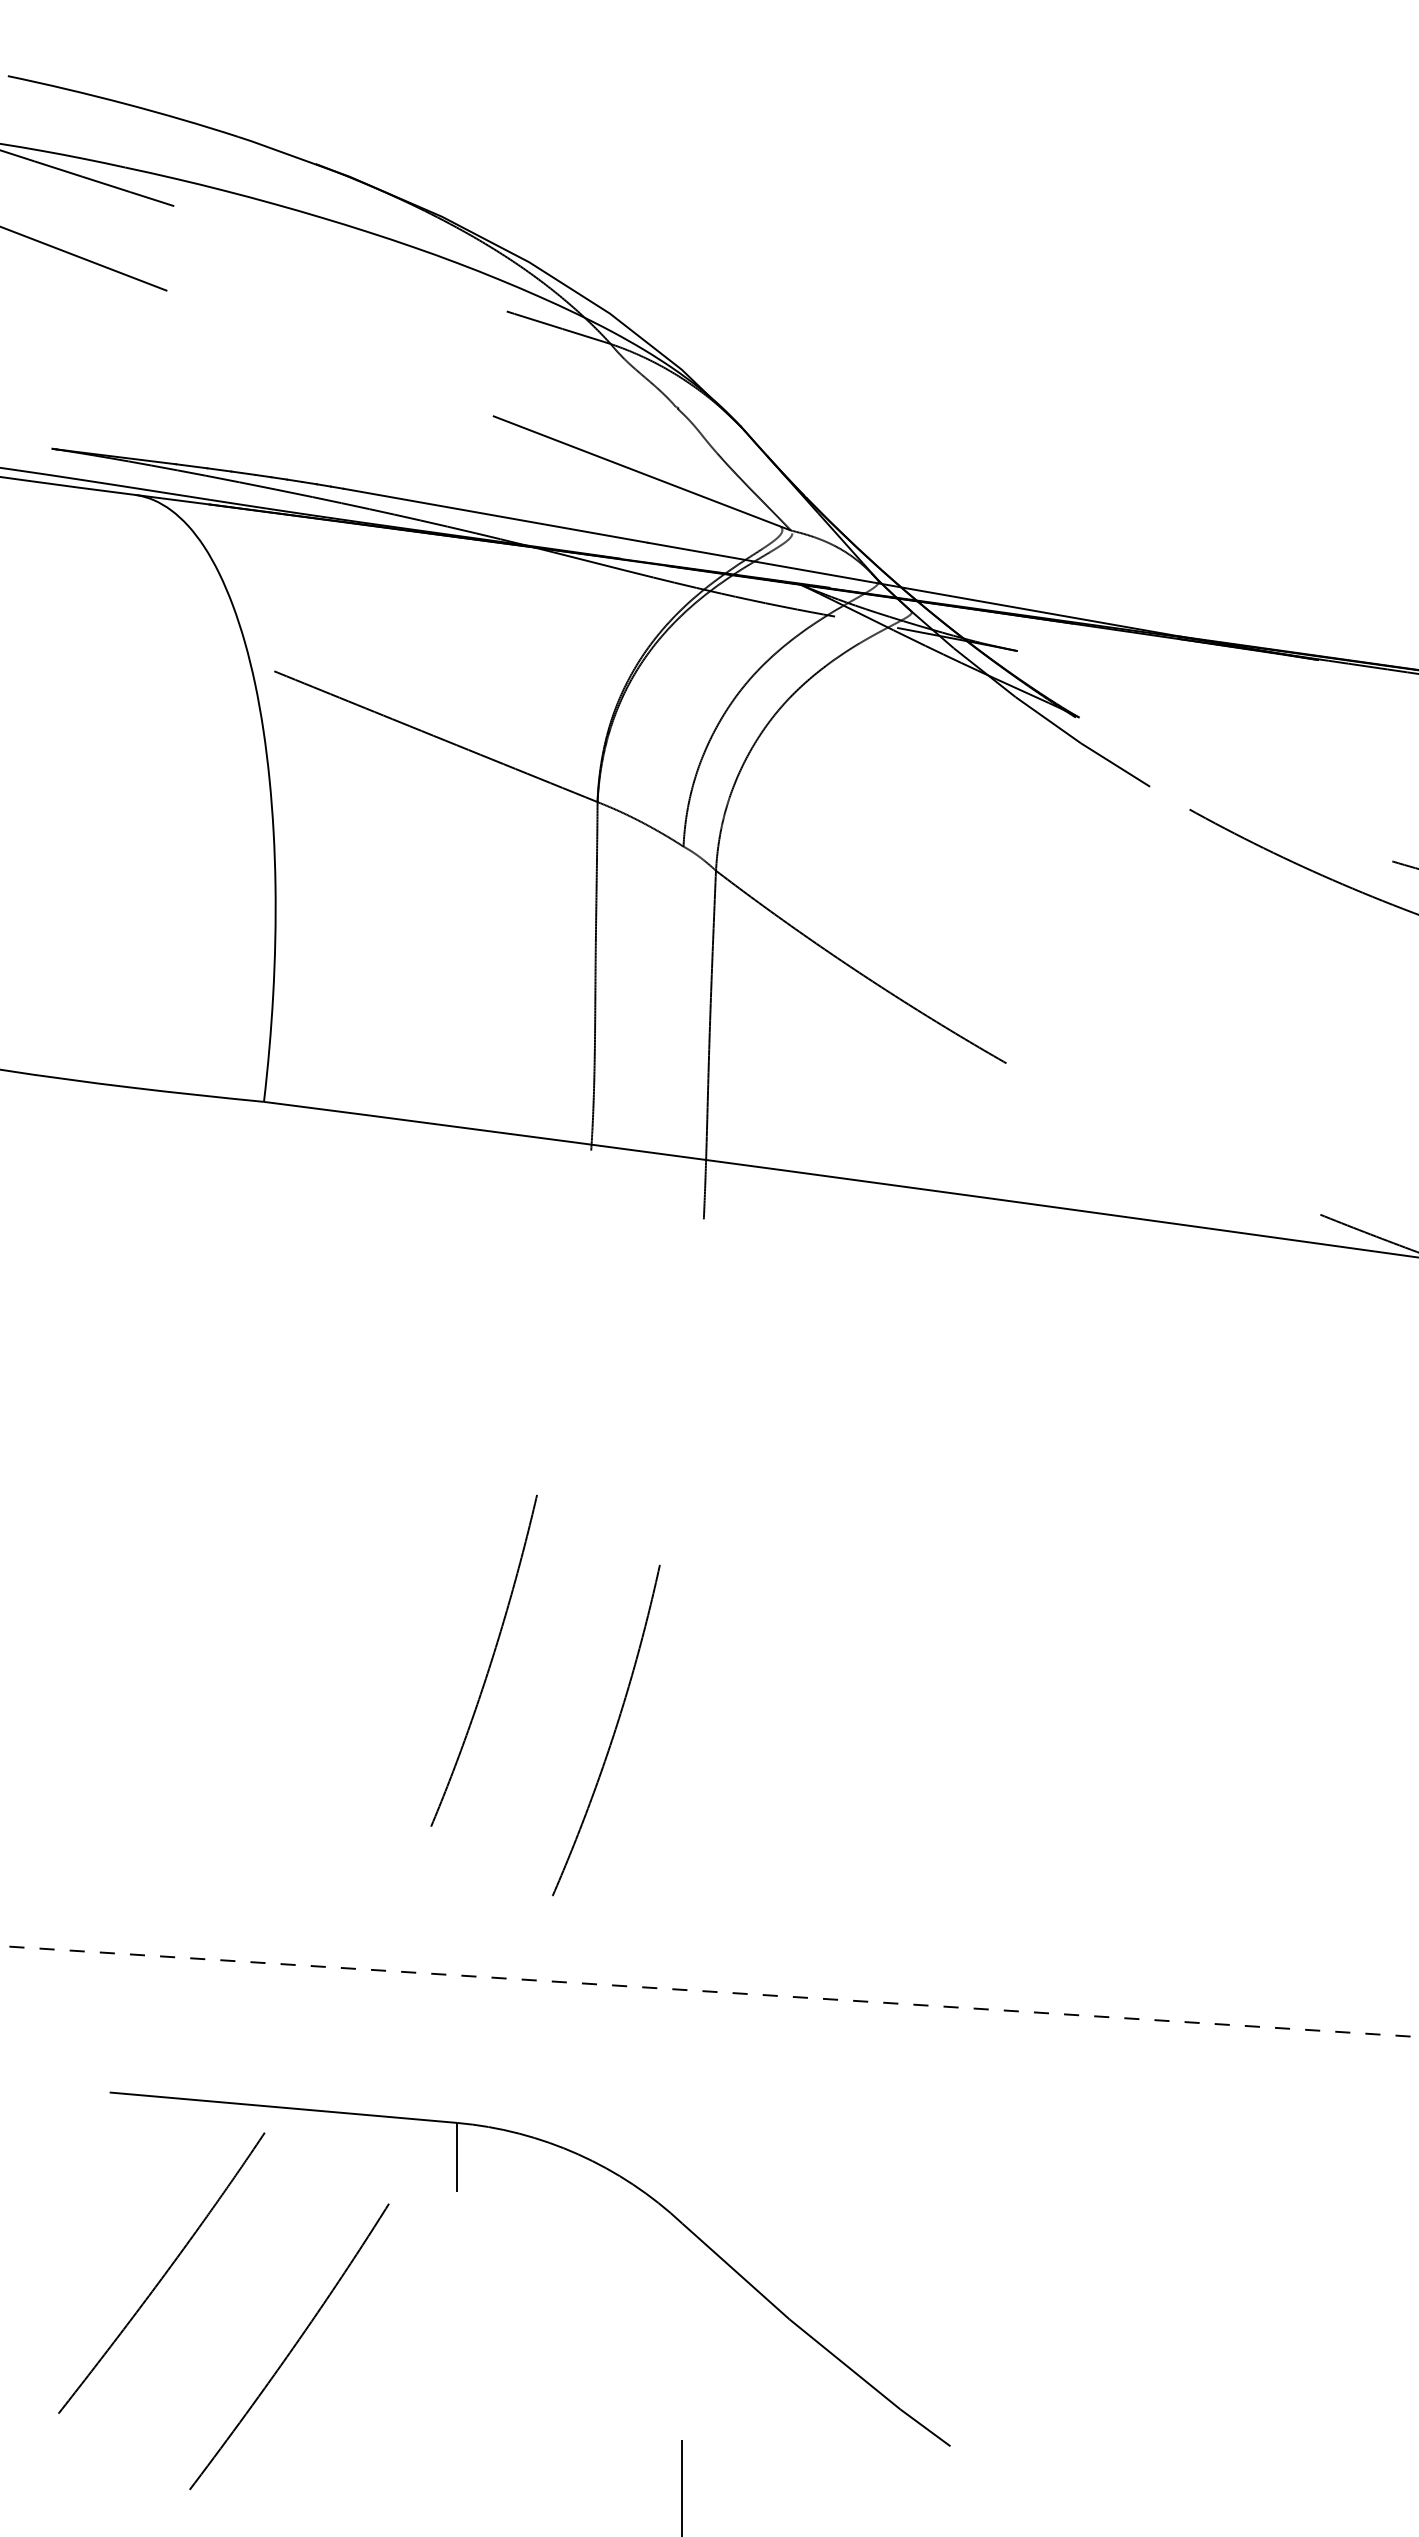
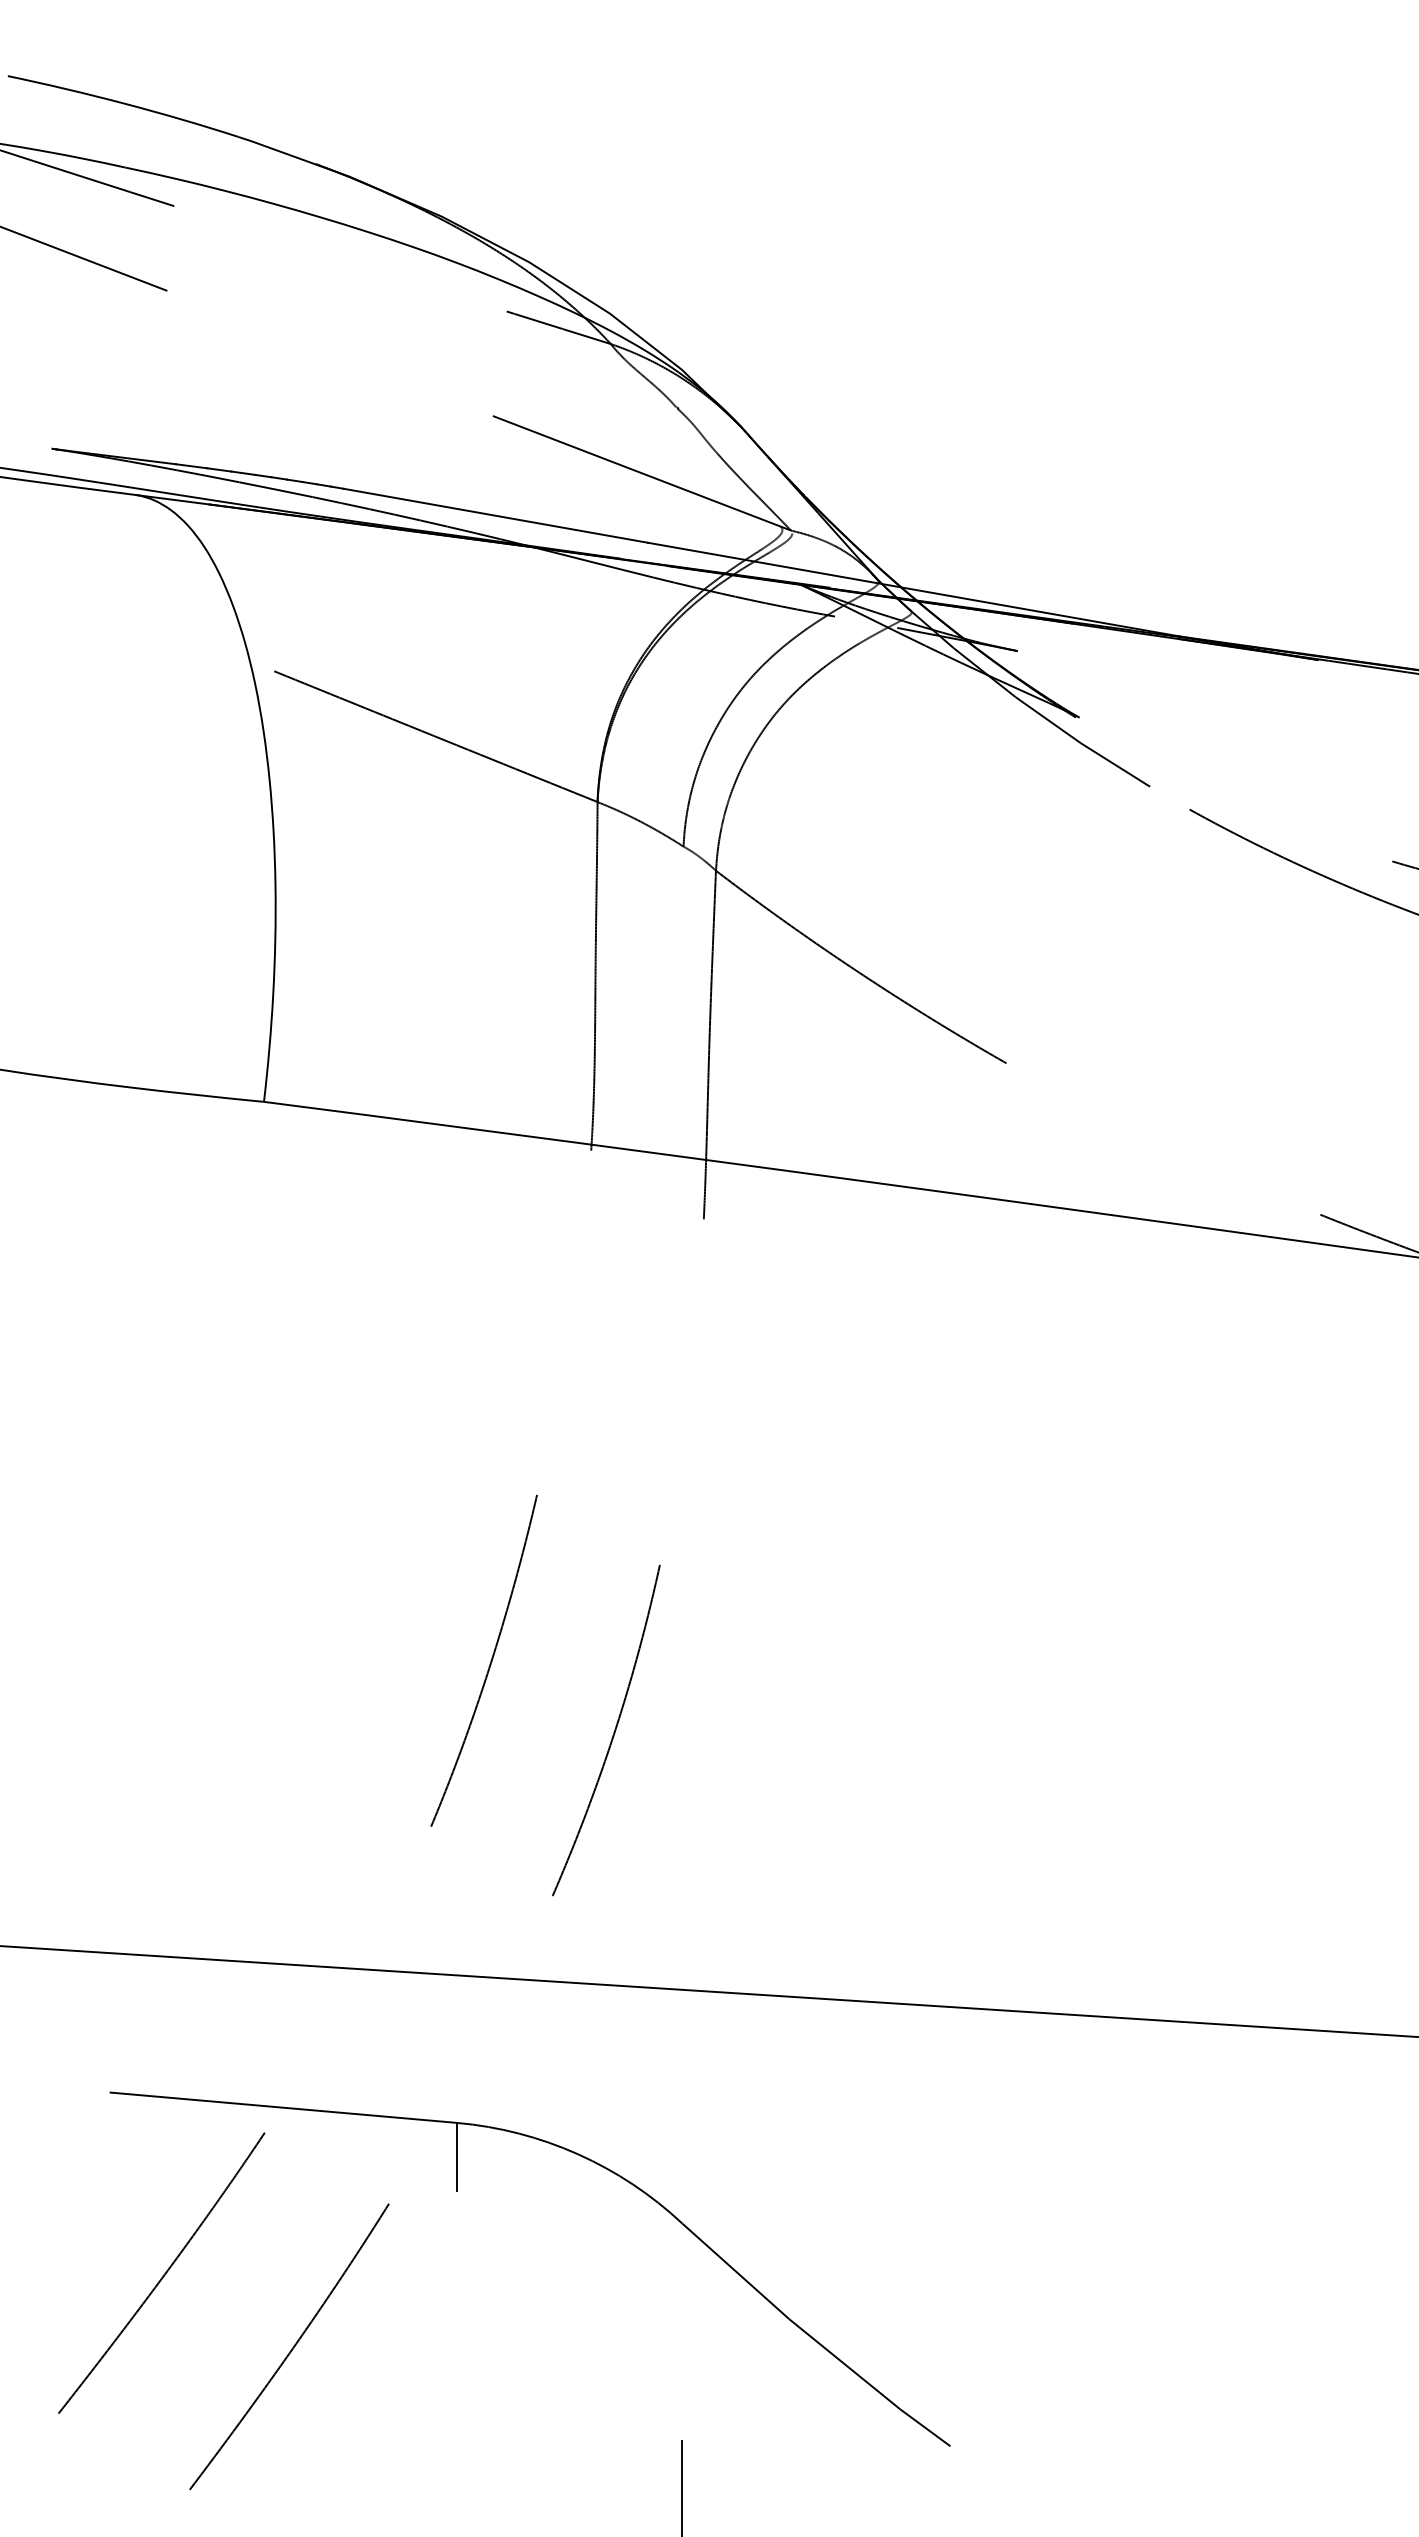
line: dashed -> solid (709, 1991)
